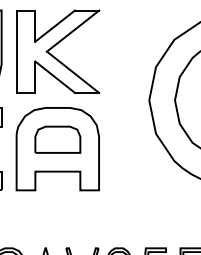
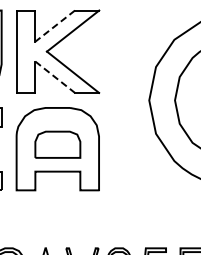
line: solid -> dashed (54, 26)
line: solid -> dashed (55, 77)
part position: (57, 139) -> (57, 144) (57, 144)
